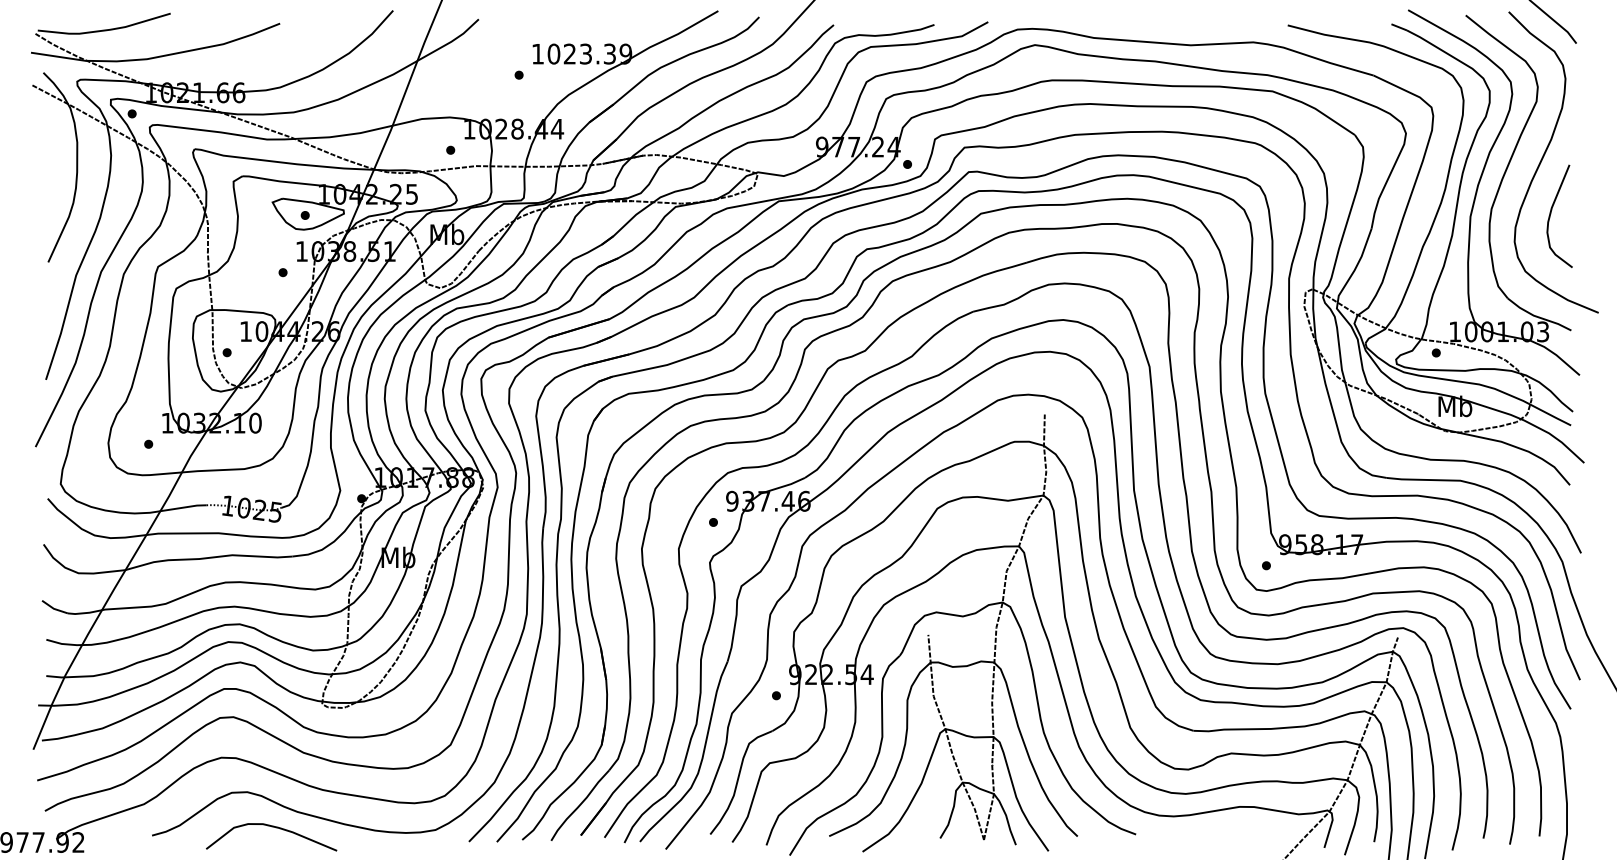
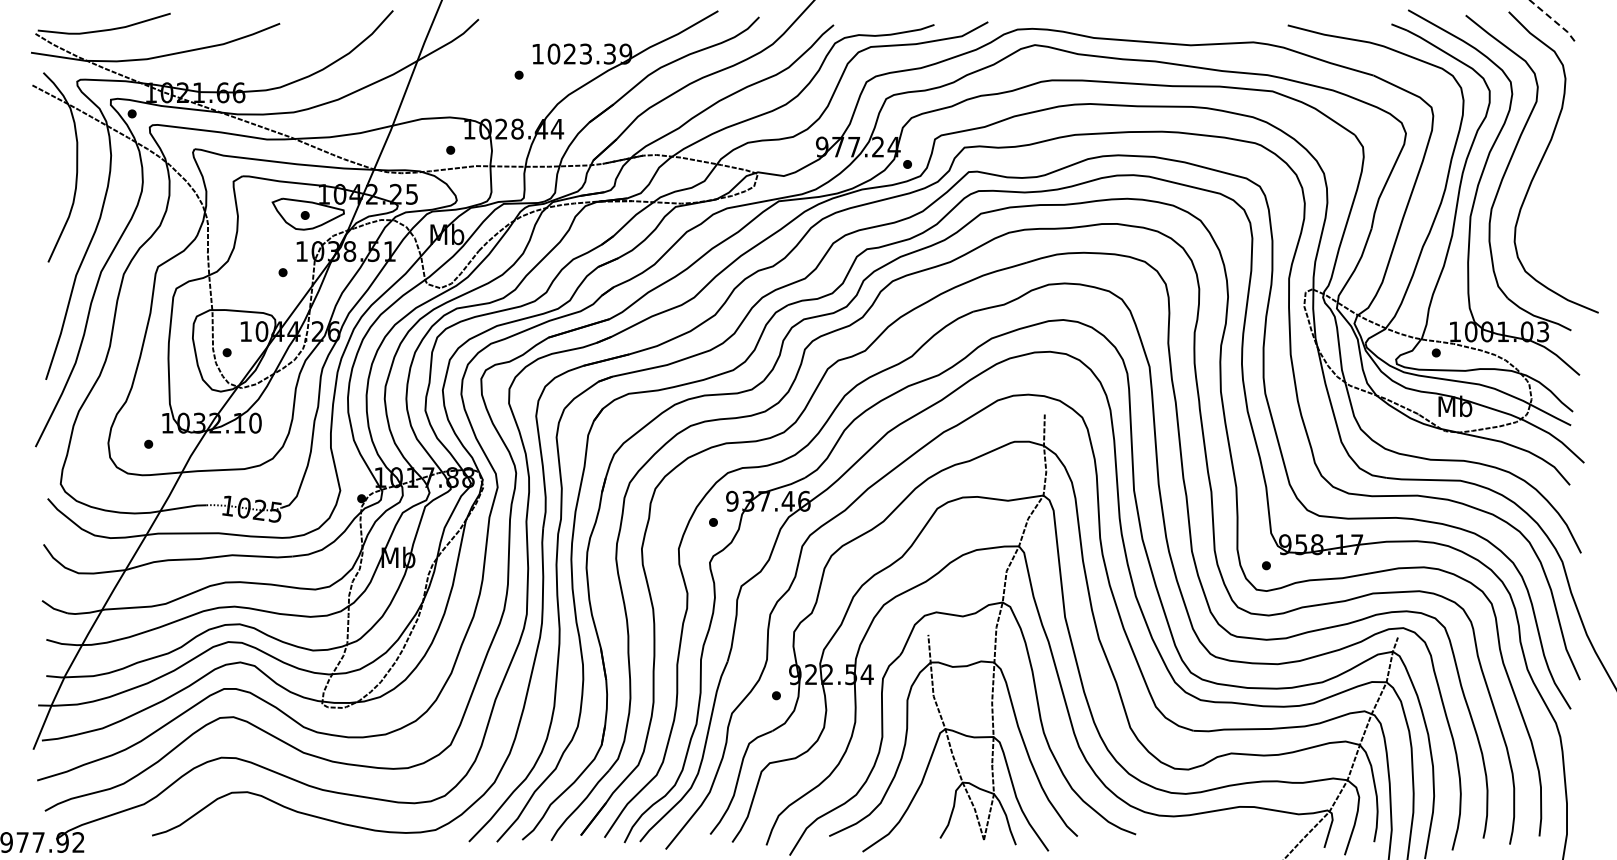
line: solid -> dashed (1554, 21)
curve: present -> none (1551, 214)
curve: present -> none (271, 827)
